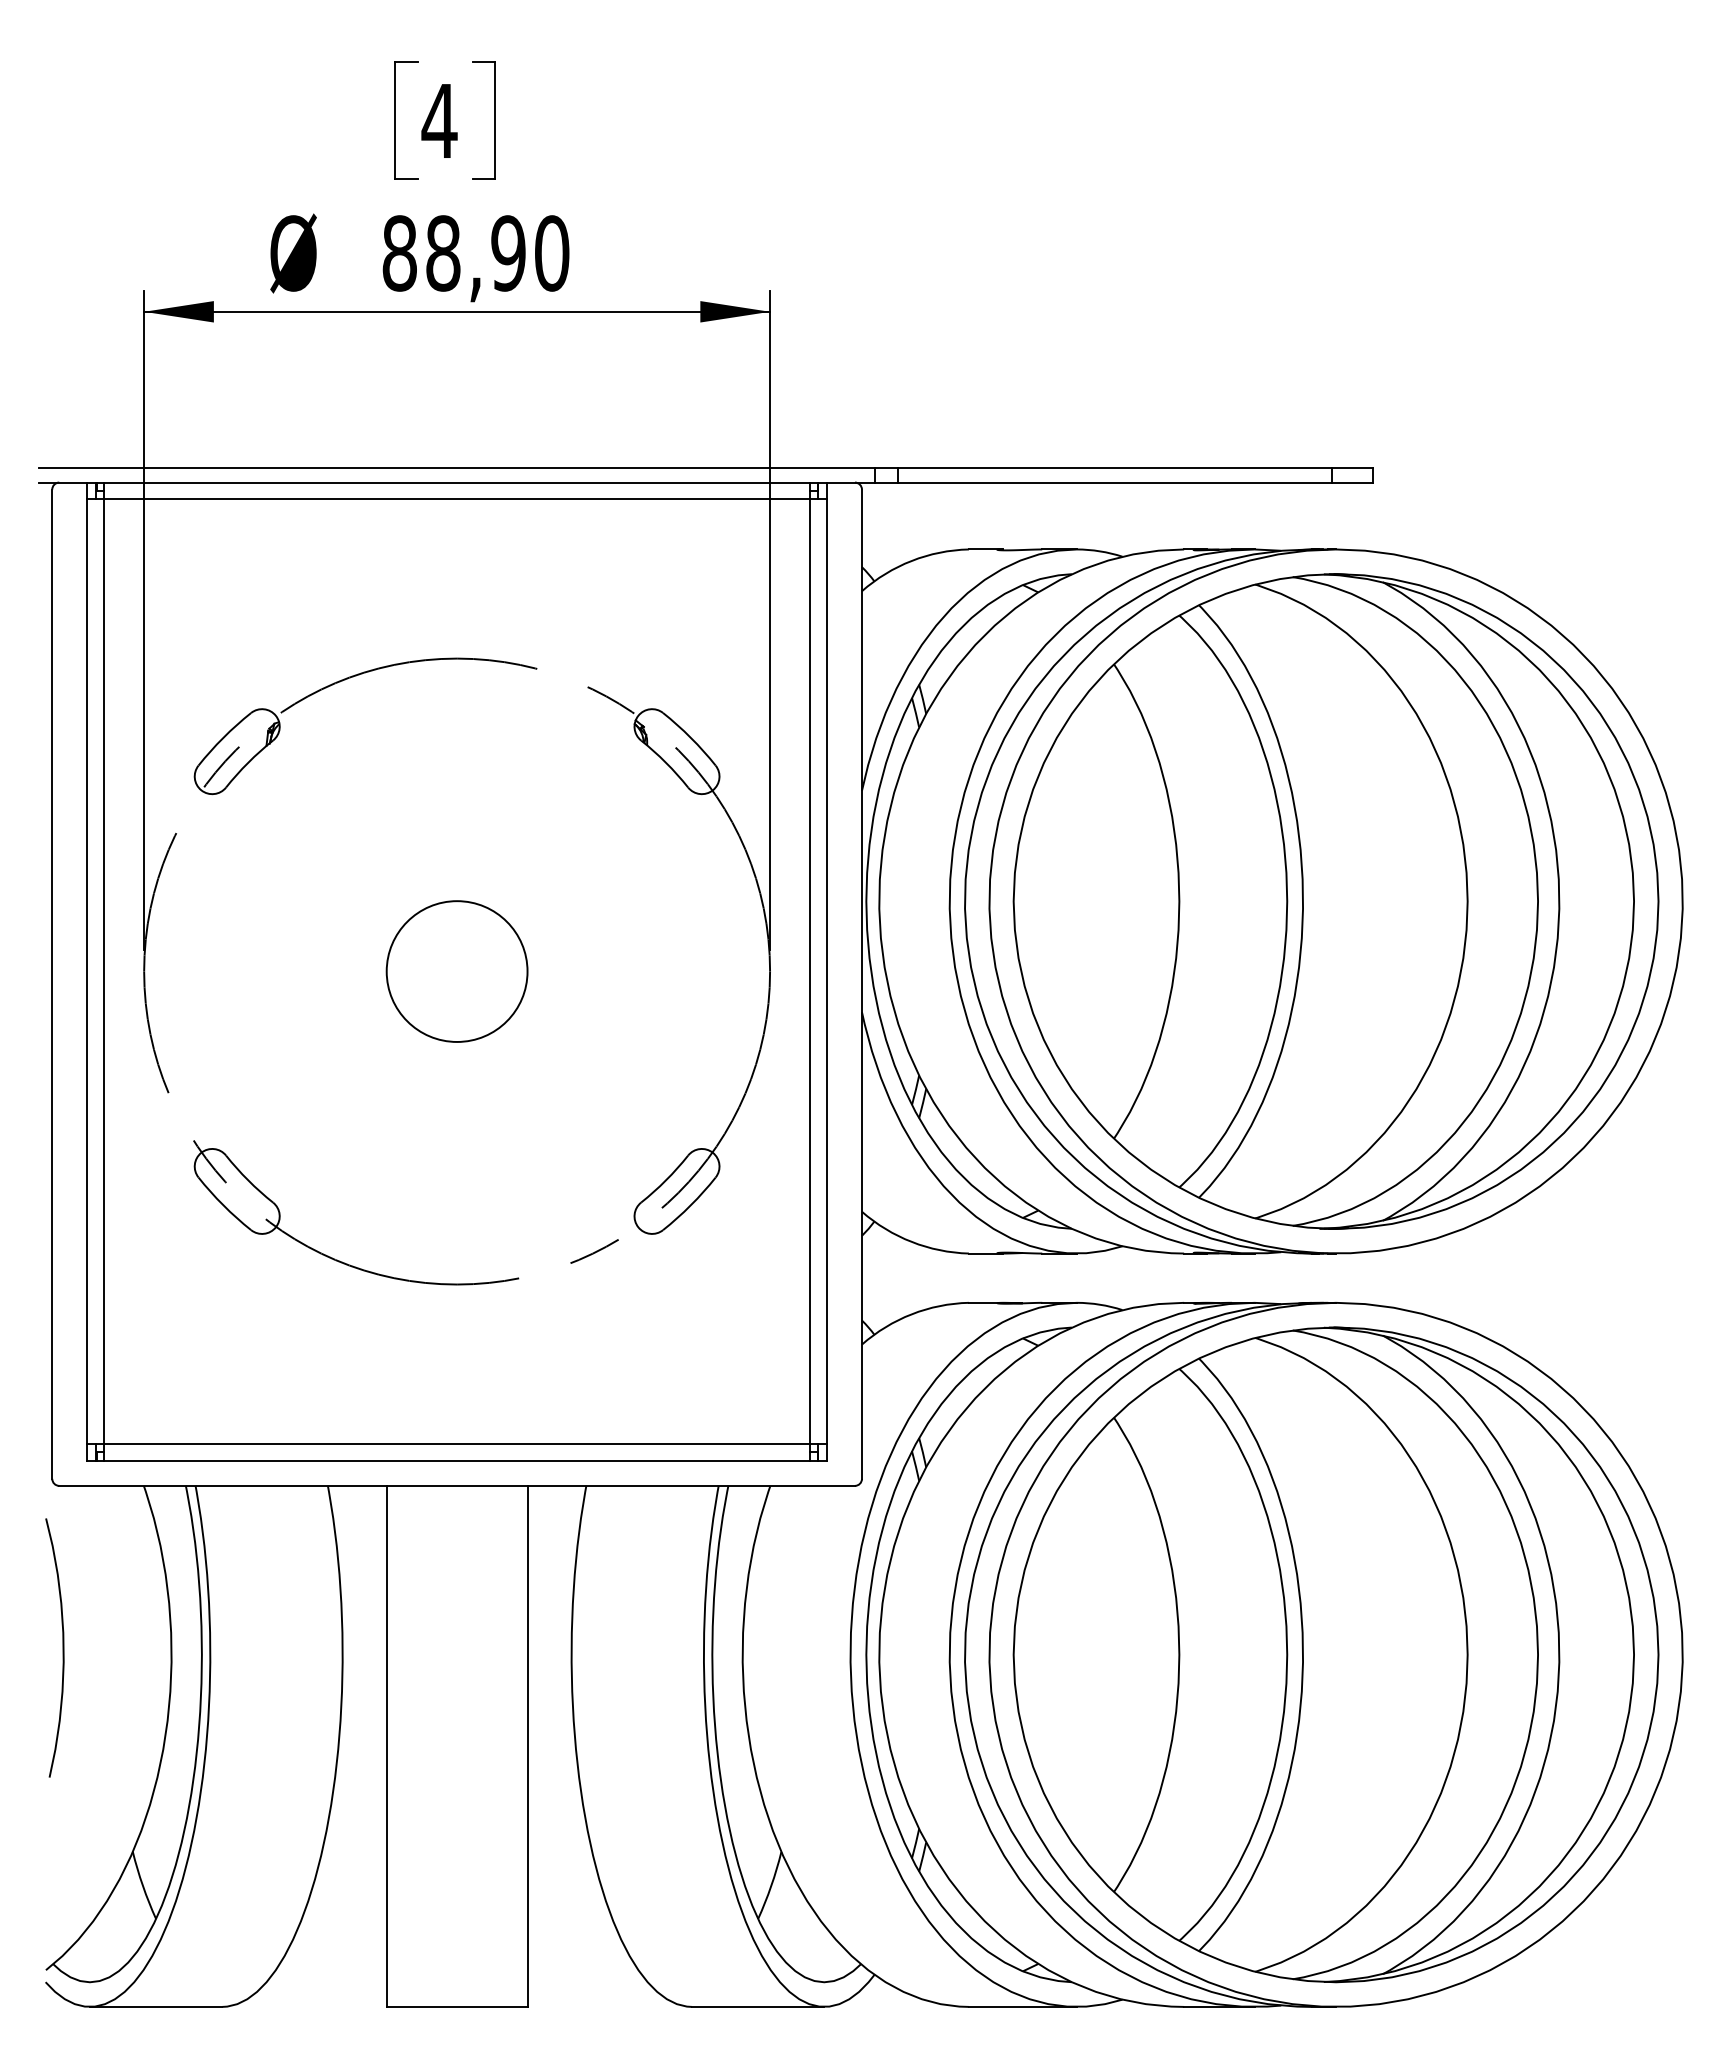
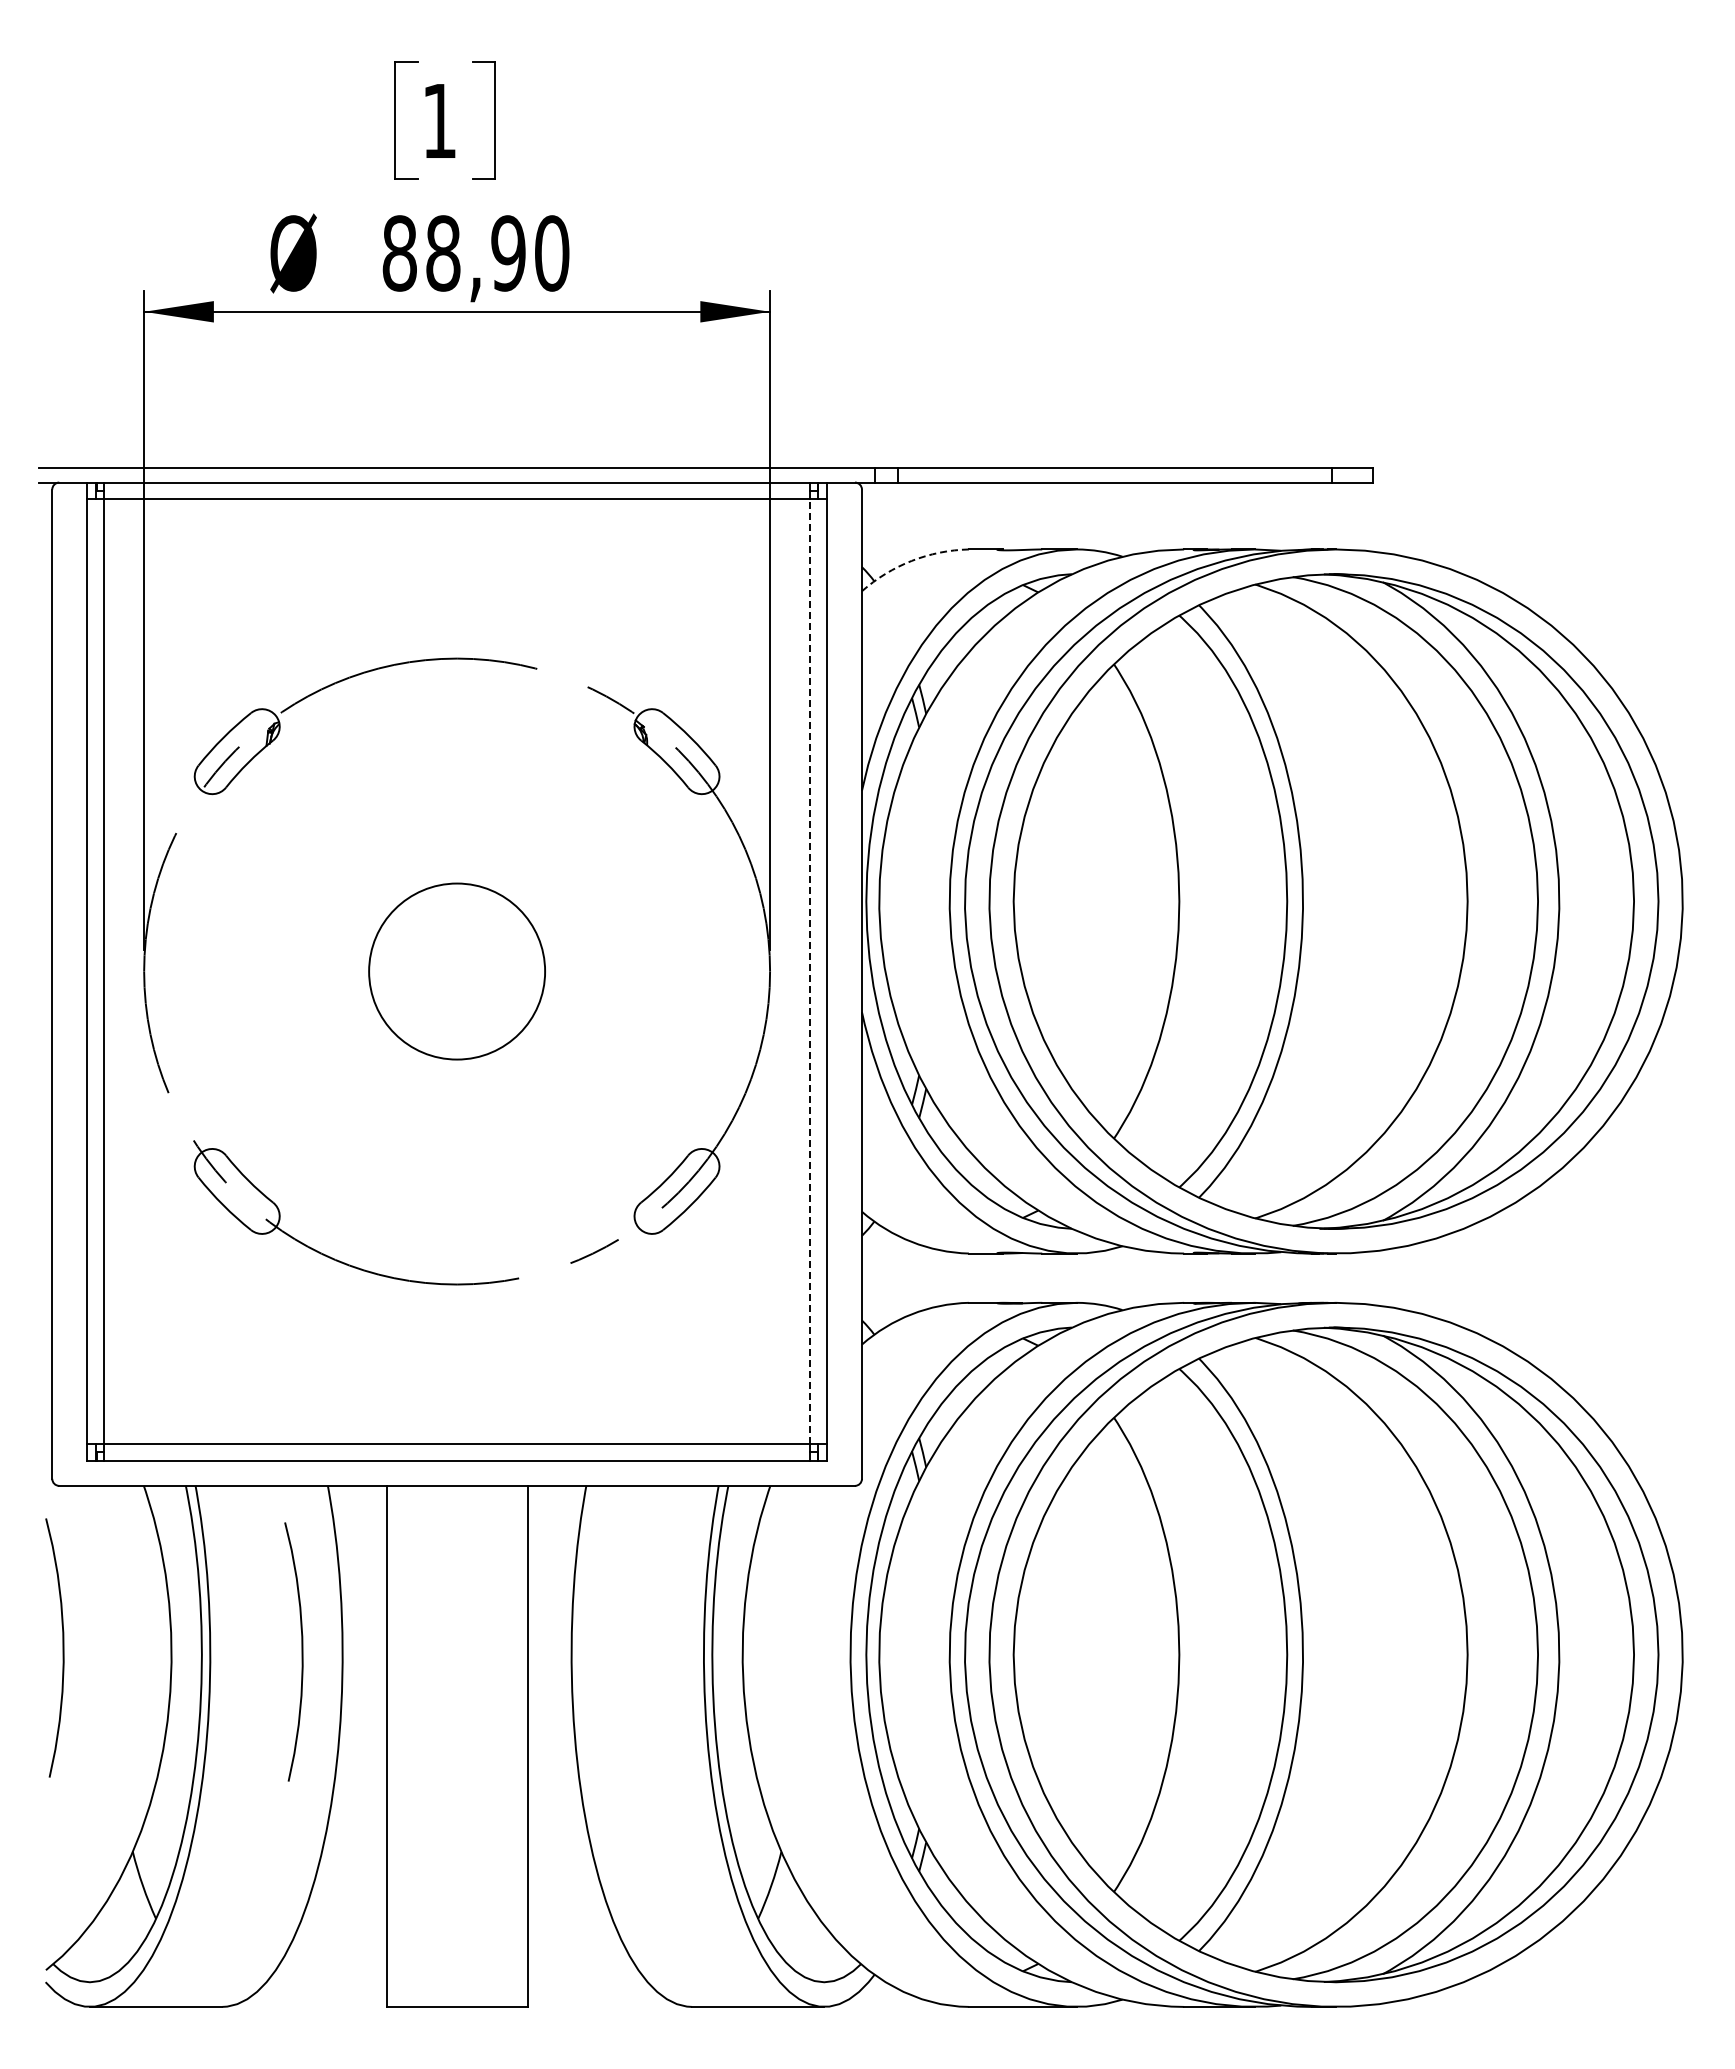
text: 4 -> 1 (439, 120)
arc: solid -> dashed (911, 560)
circle diameter: 141 px -> 176 px (457, 971)
line: solid -> dashed (809, 971)
curve: none -> present (301, 1651)
